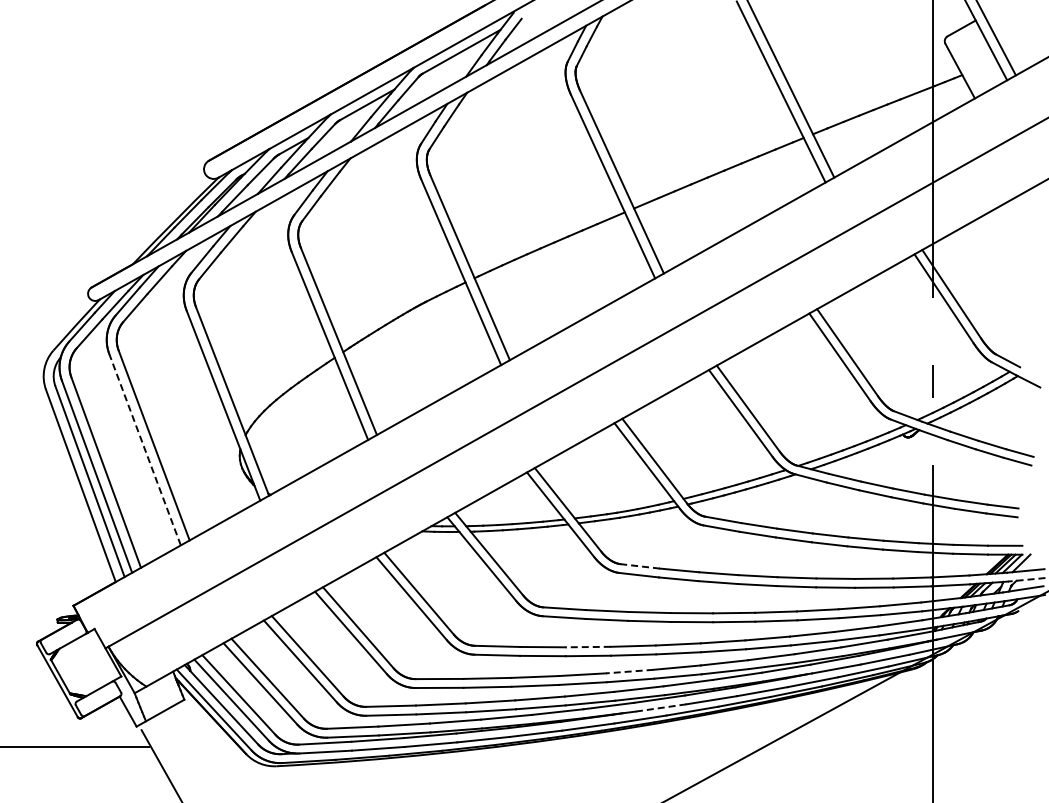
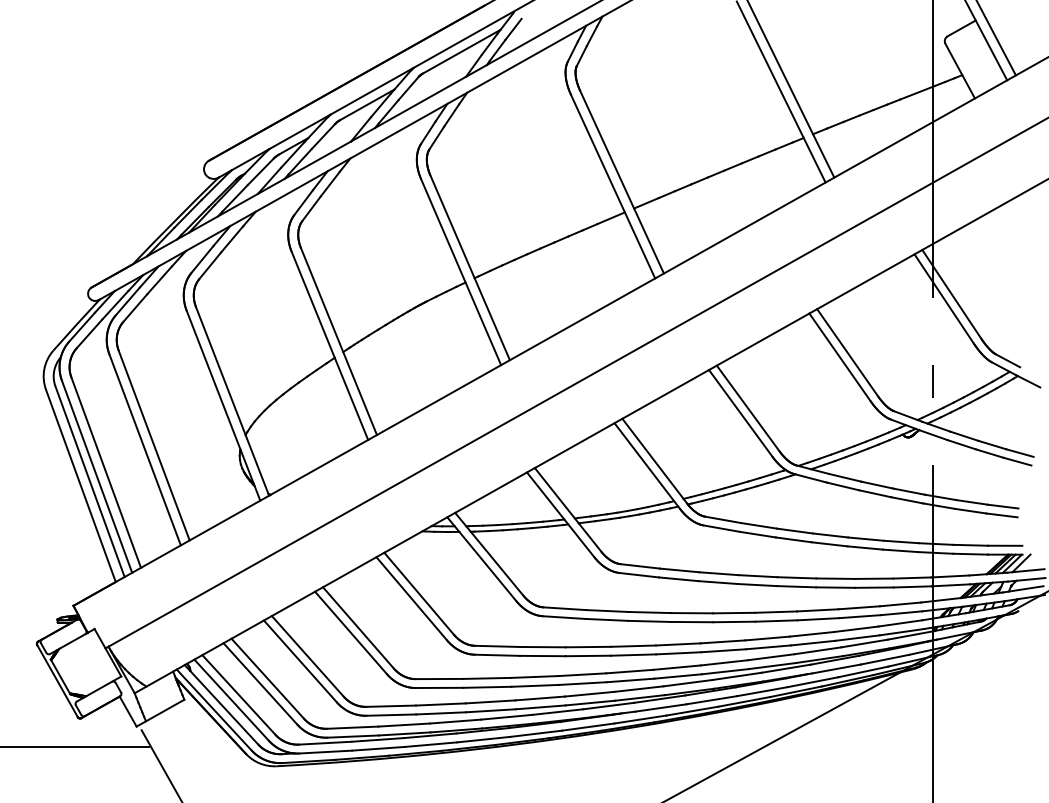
line: dashed -> solid (144, 449)
line: dashed -> solid (640, 566)
line: dashed -> solid (1026, 579)
line: dashed -> solid (588, 647)
line: dashed -> solid (629, 671)
line: dashed -> solid (660, 707)
